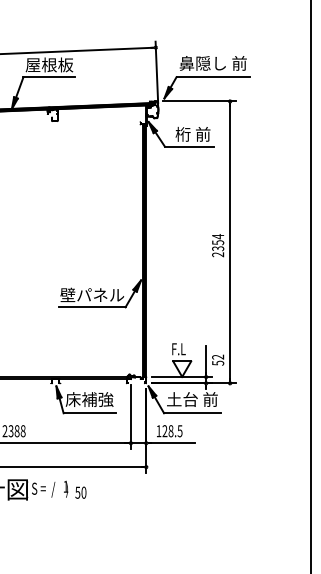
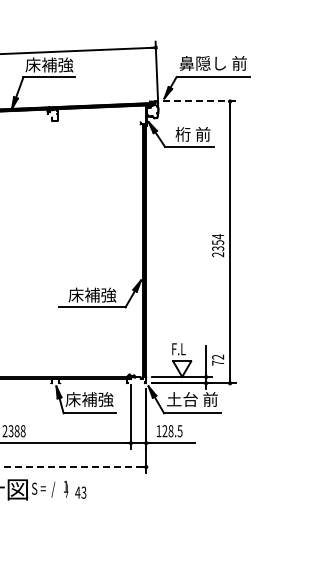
text: 屋根板 -> 床補強 (49, 64)
line: solid -> dashed (199, 101)
line: present -> none (311, 286)
text: 壁パネル -> 床補強 (92, 294)
text: 52 -> 72 (218, 362)
line: solid -> dashed (71, 467)
text: 50 -> 43 (80, 492)
